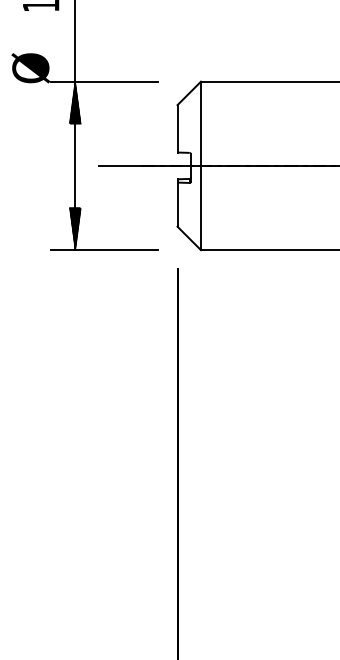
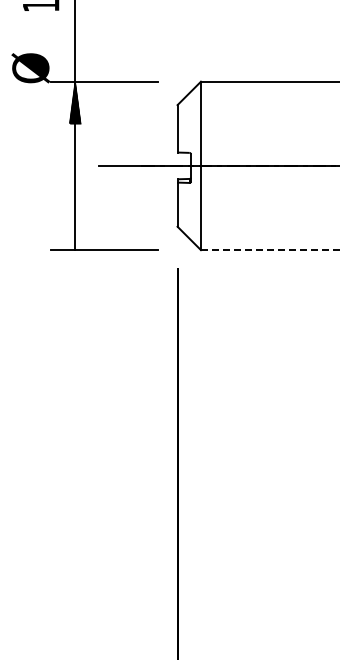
hatch: present -> none (74, 228)
line: solid -> dashed (270, 250)
